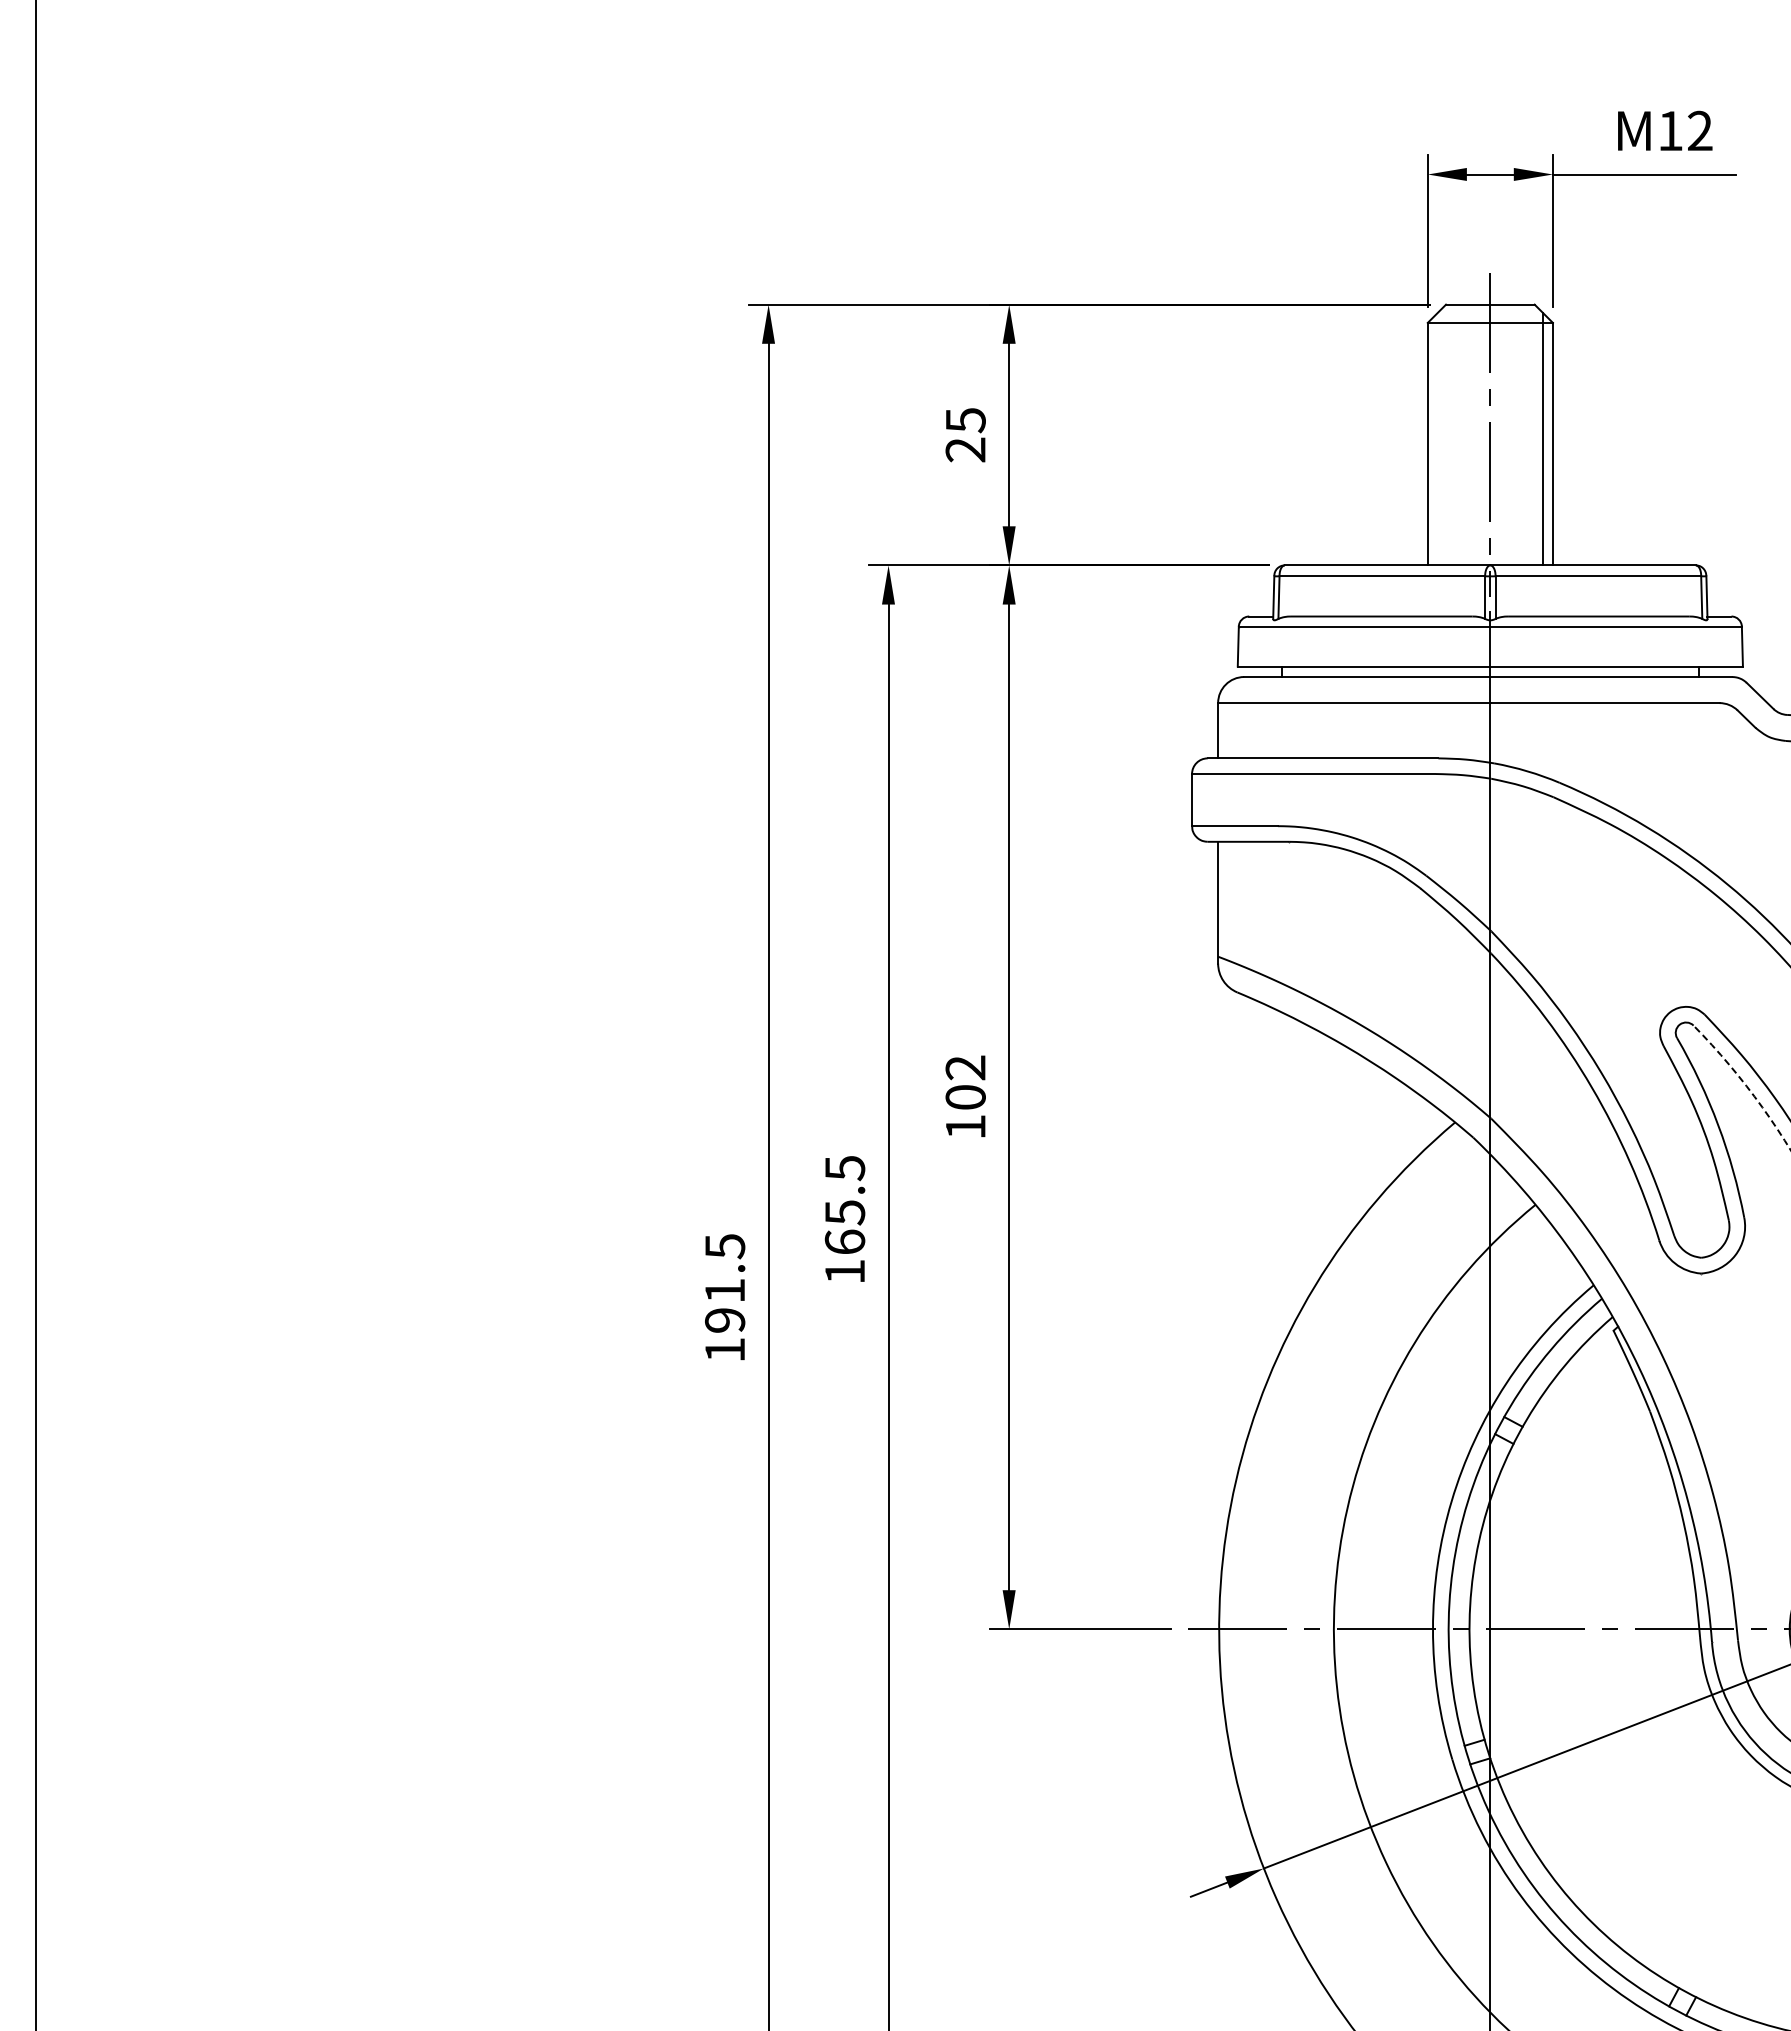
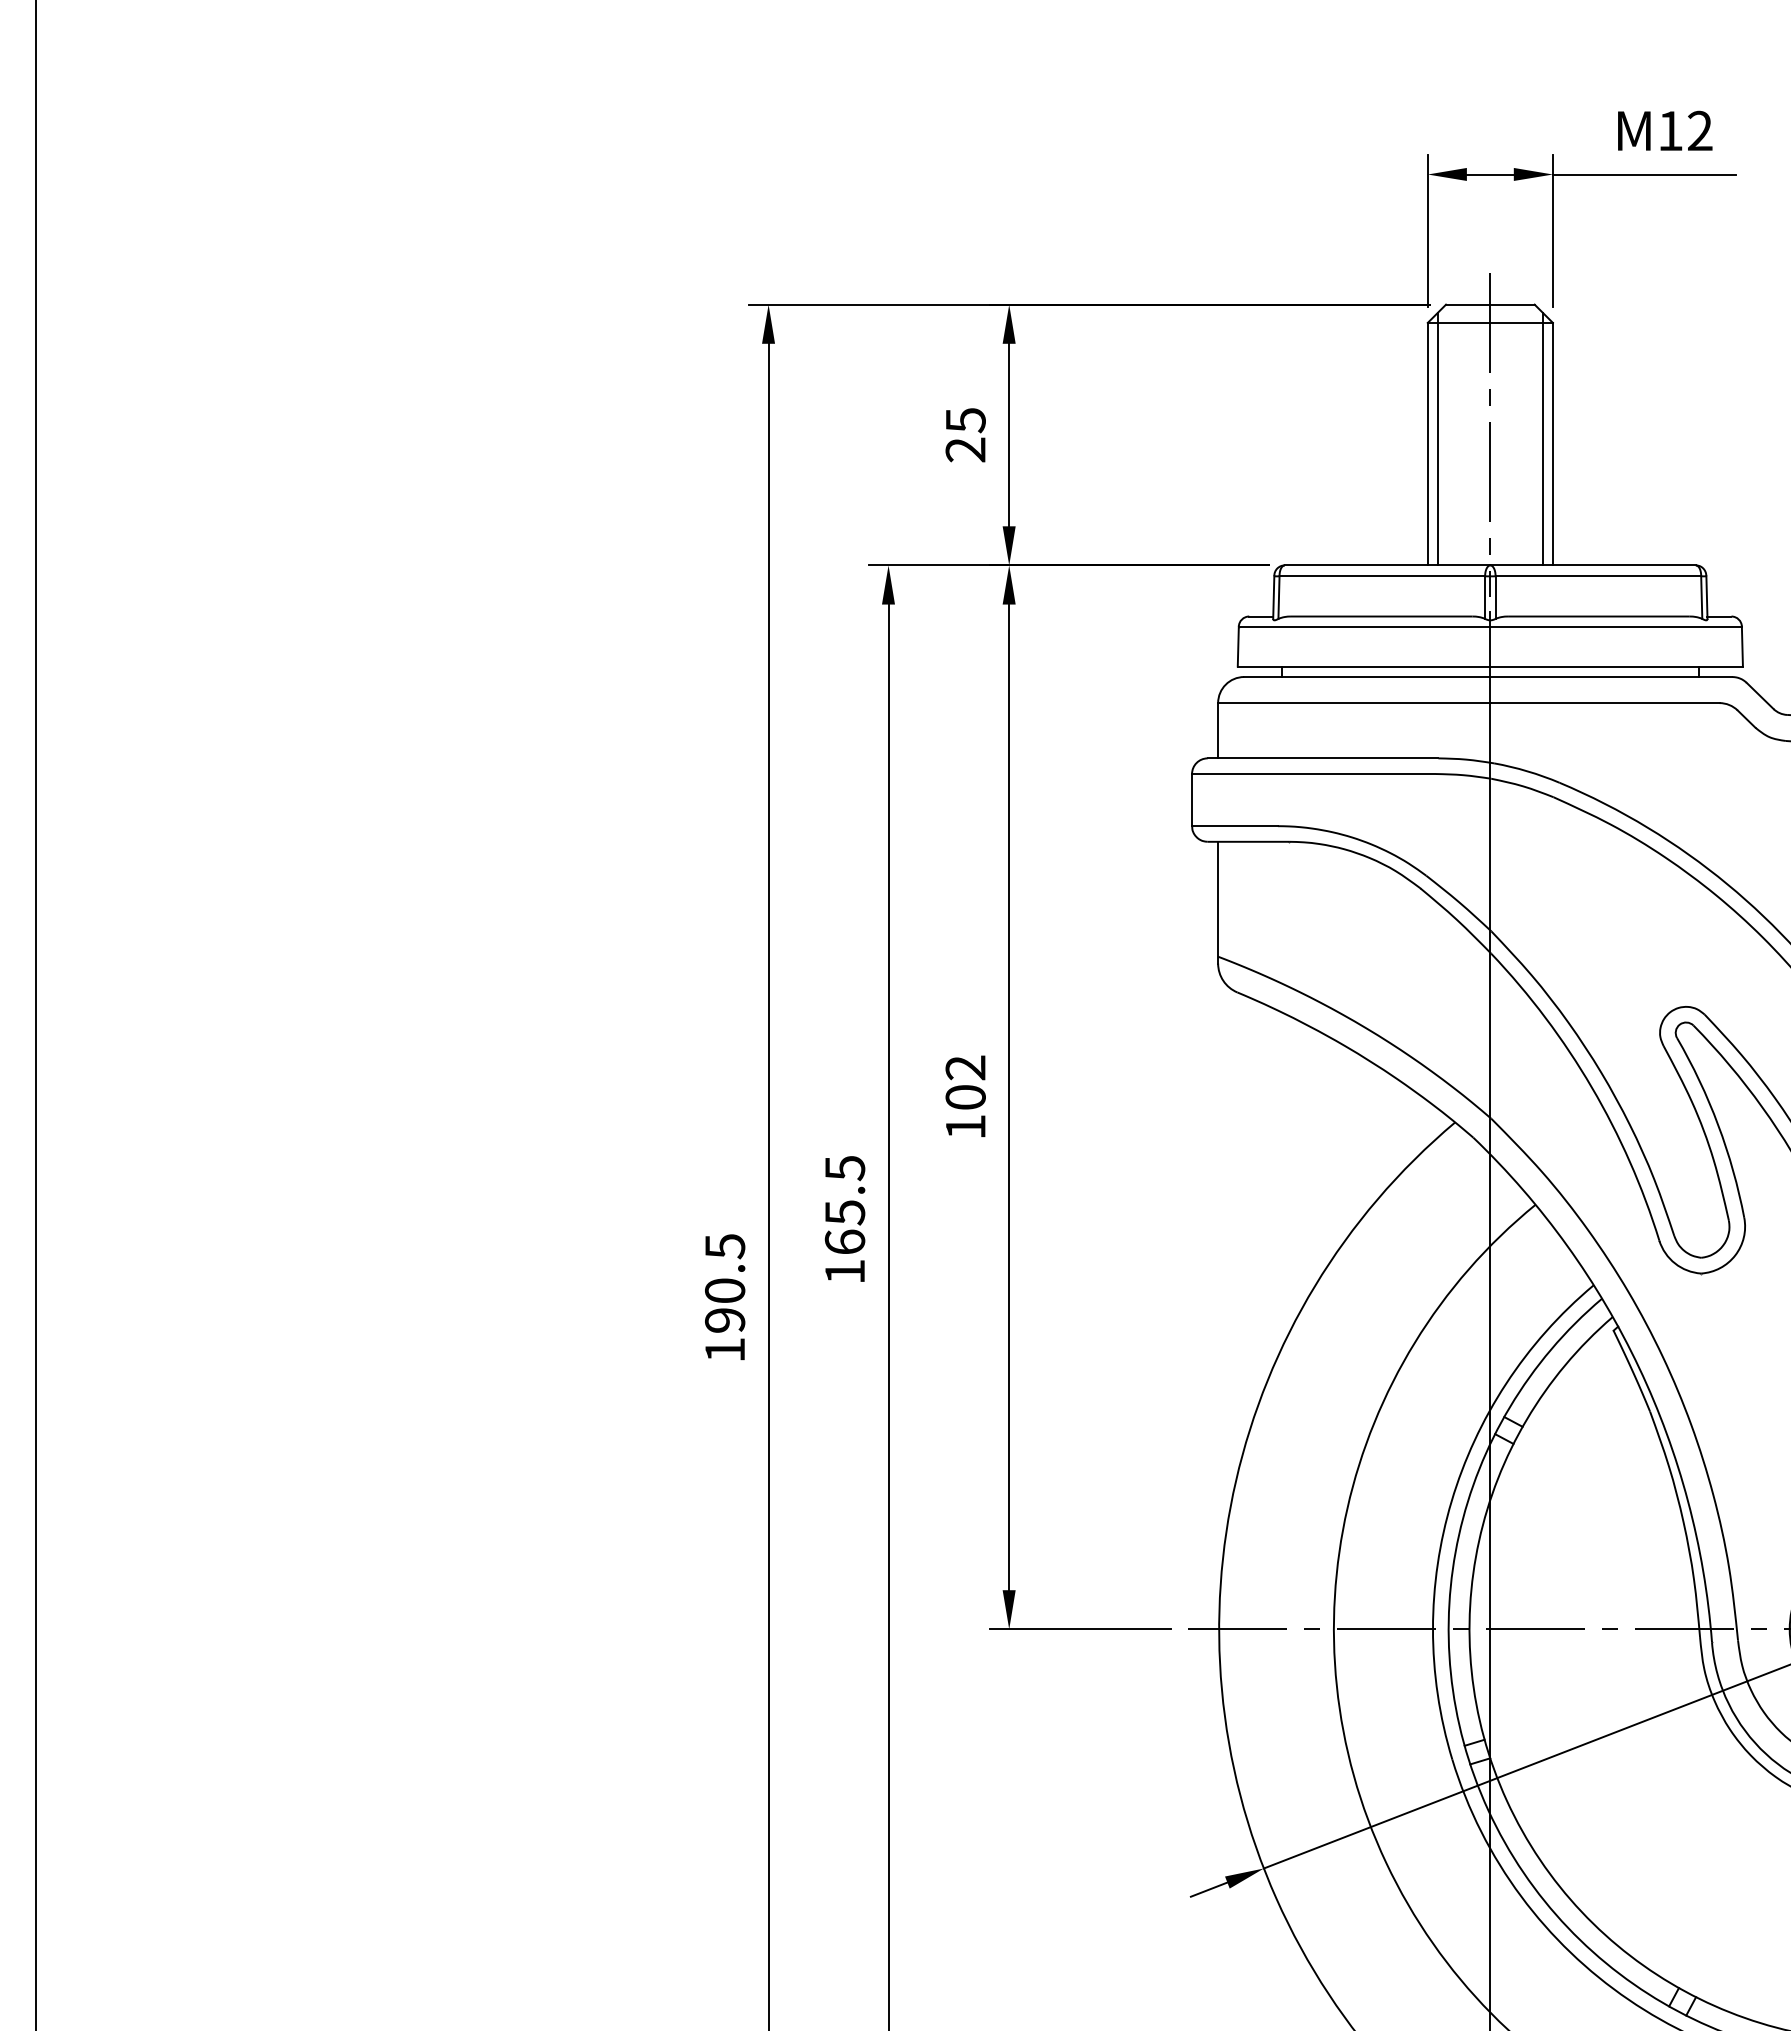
line: none -> present (1437, 439)
arc: dashed -> solid (1745, 1085)
text: 191.5 -> 190.5 (725, 1290)
